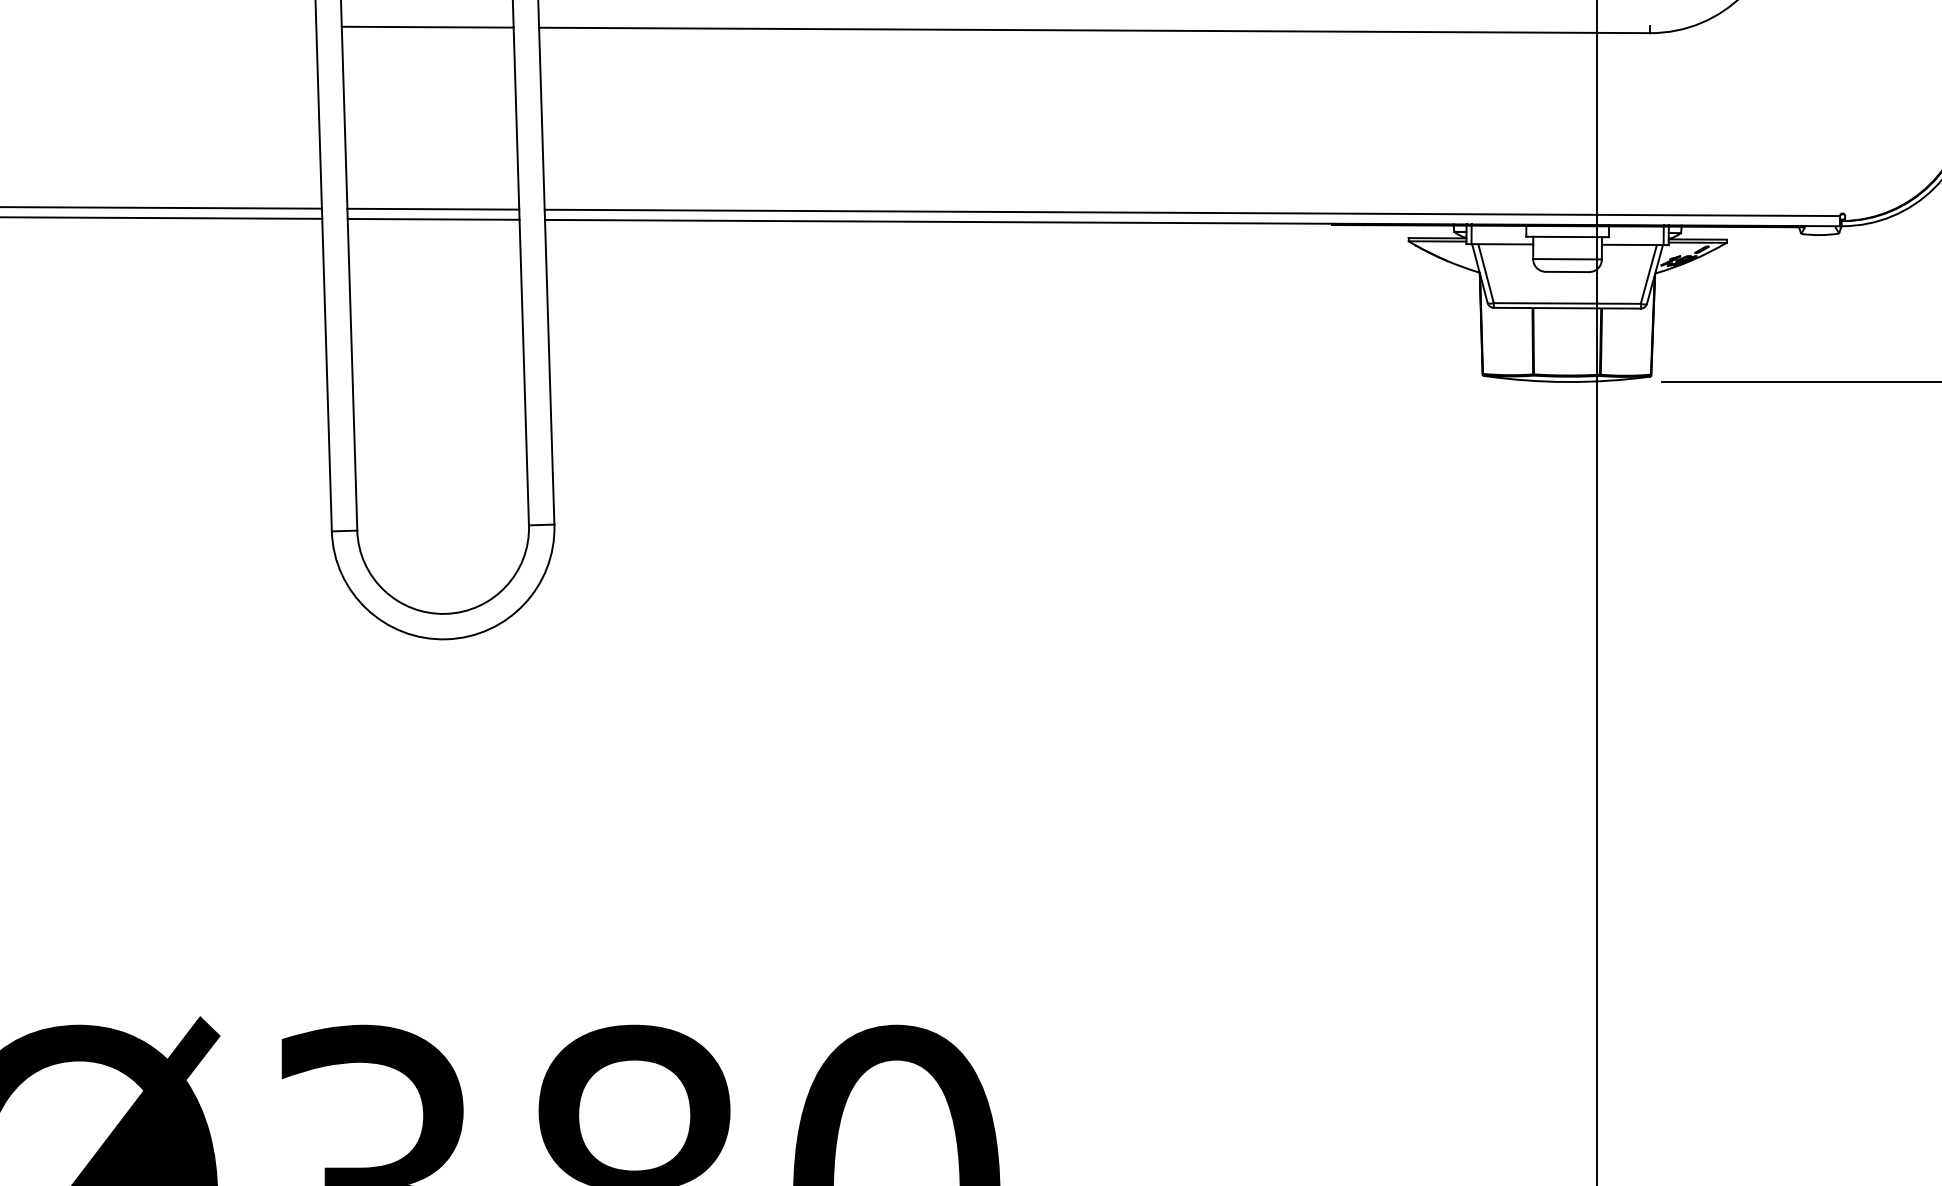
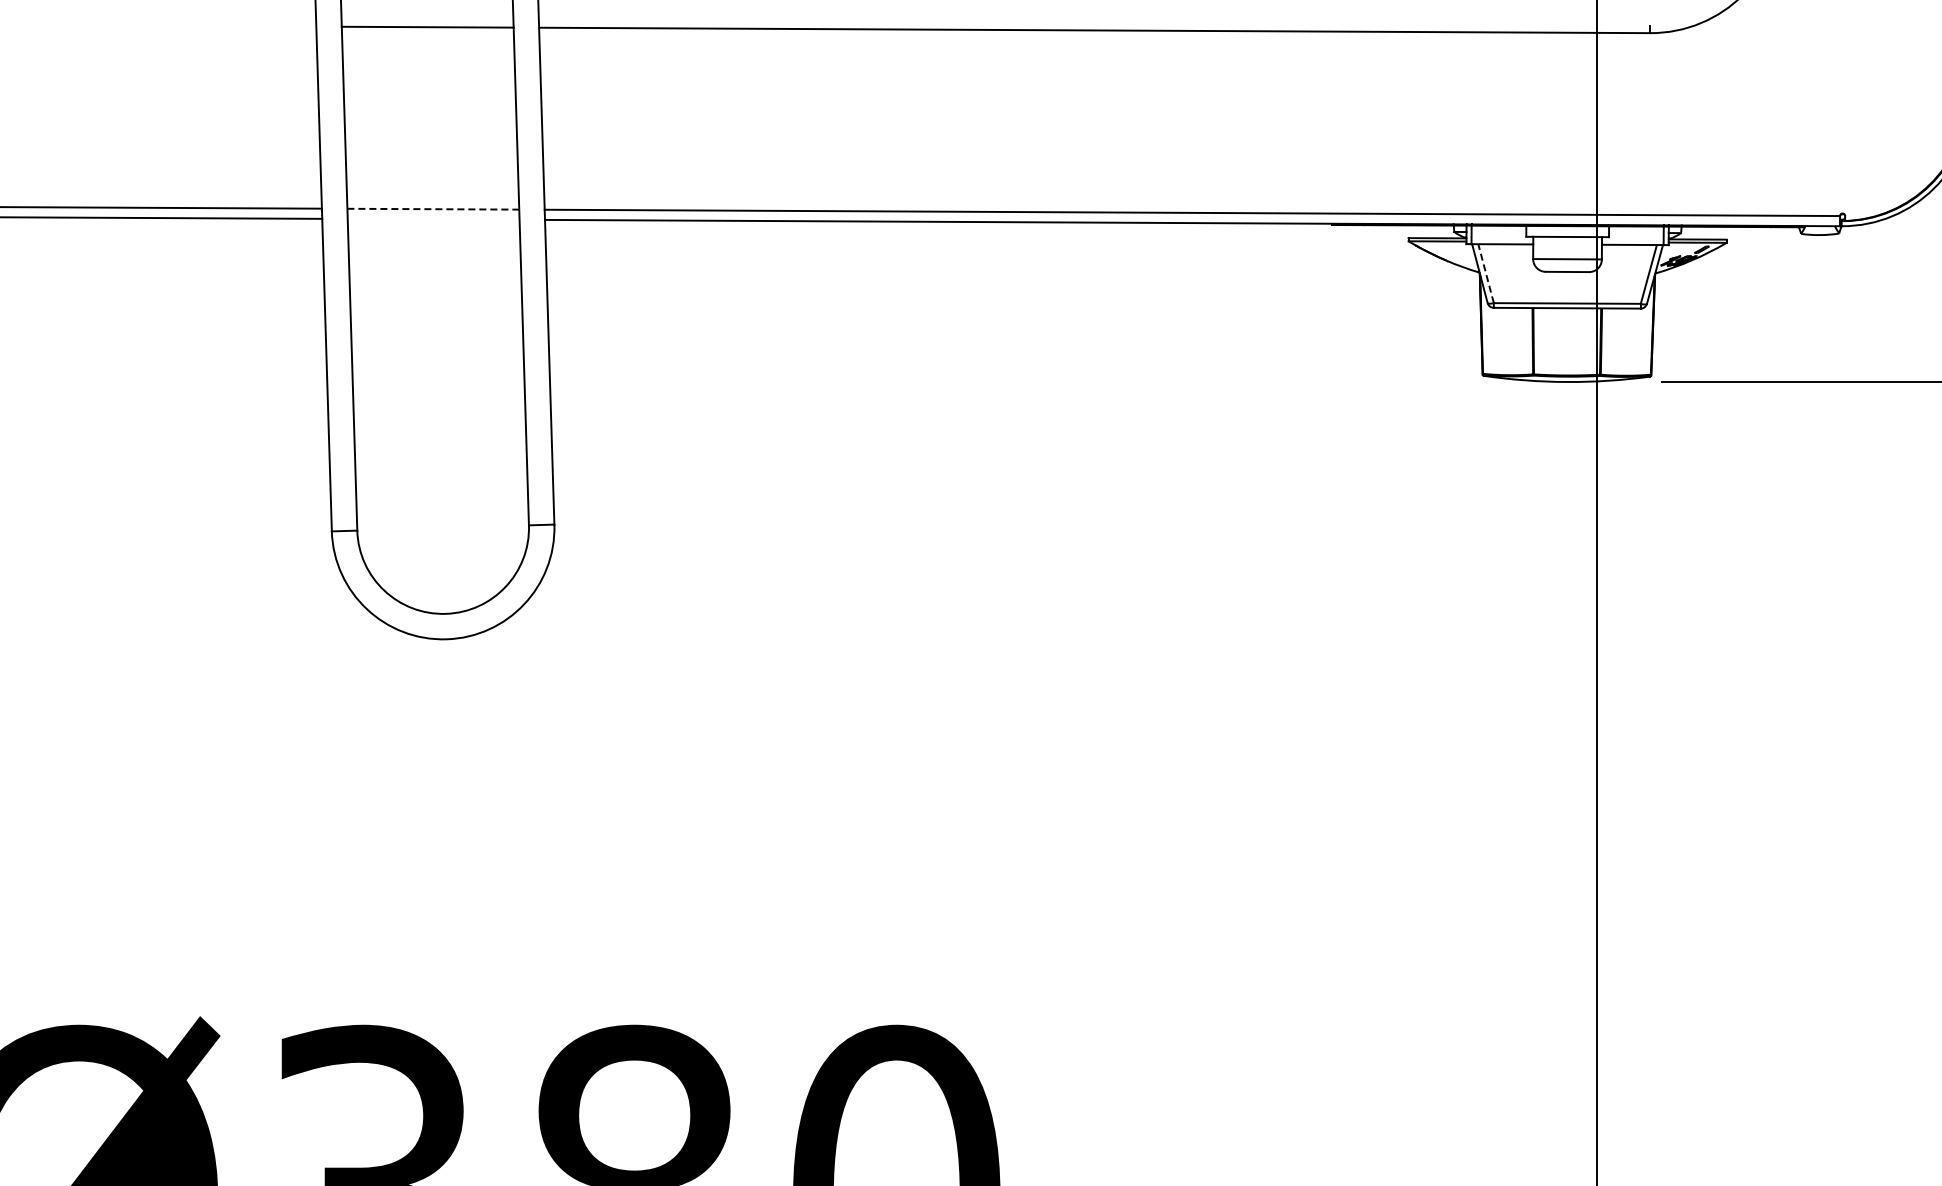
line: solid -> dashed (433, 209)
line: present -> none (433, 218)
line: solid -> dashed (1485, 273)
